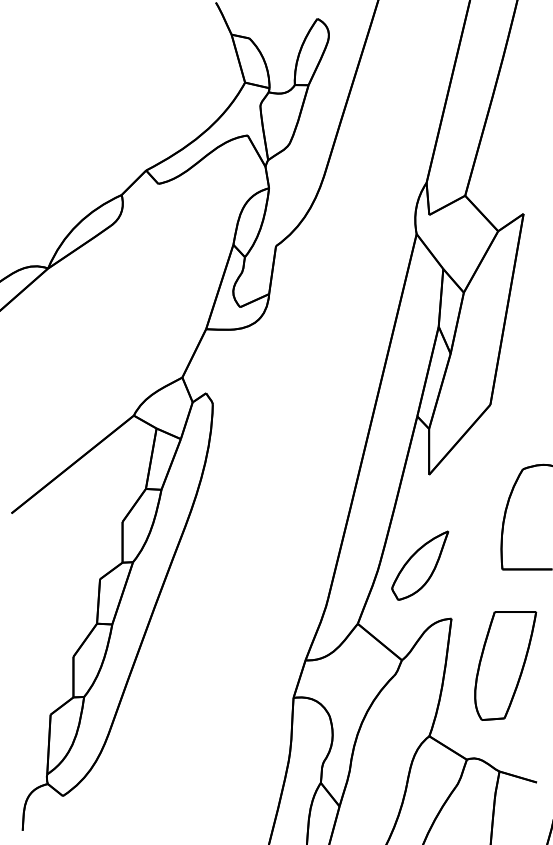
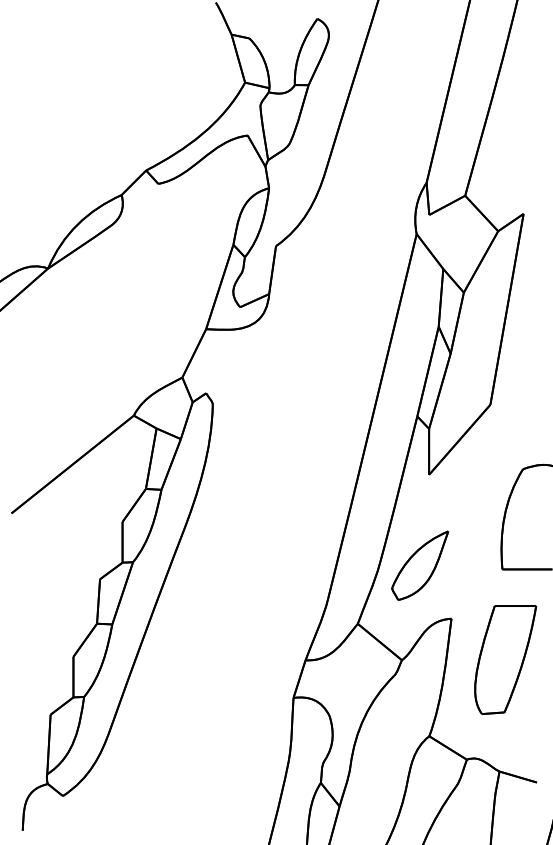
part position: (505, 665) -> (505, 659) (505, 659)
